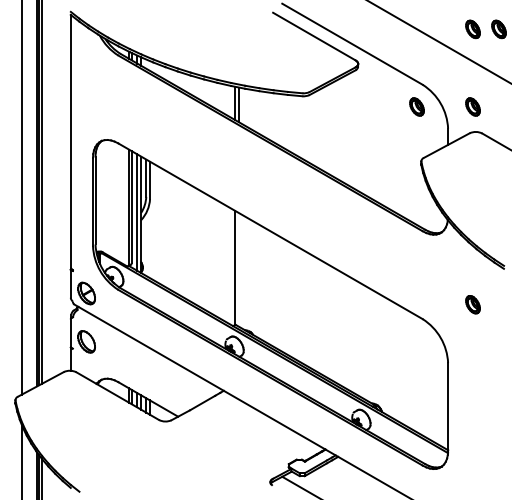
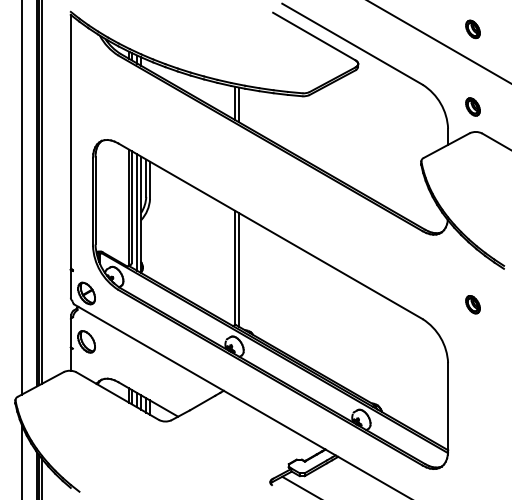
part: present -> none (498, 29)
part: present -> none (416, 106)
line: none -> present (238, 269)
